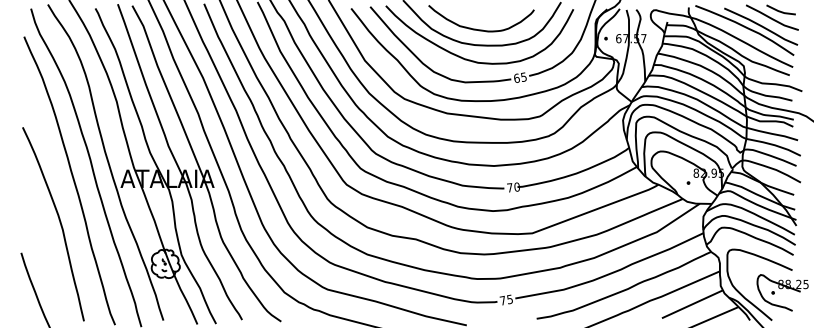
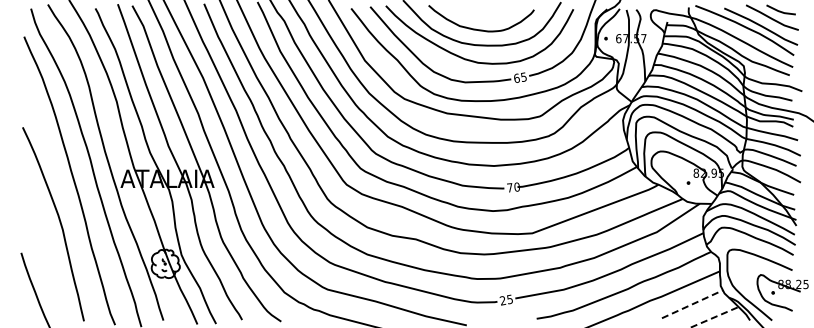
text: 75 -> 25 (502, 300)
line: solid -> dashed (692, 304)
line: solid -> dashed (715, 317)
